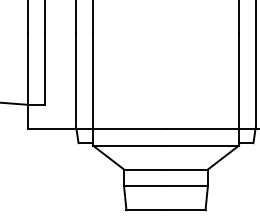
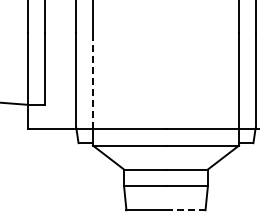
line: solid -> dashed (92, 80)
line: solid -> dashed (185, 210)
